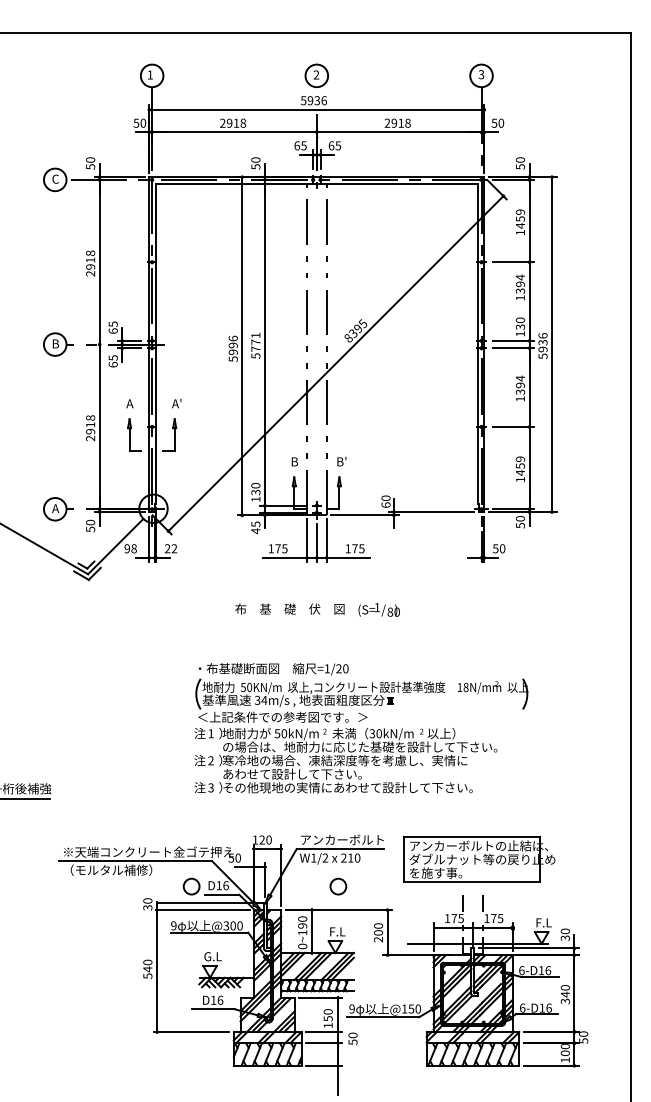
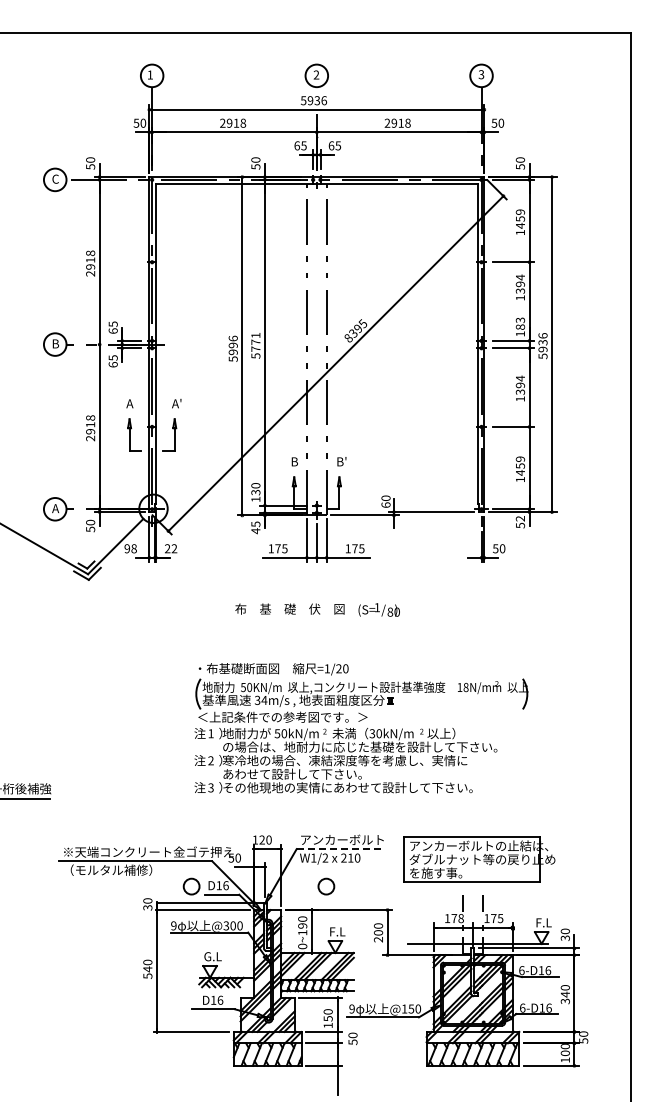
text: 130 -> 183 (520, 323)
text: 50 -> 52 (520, 518)
line: solid -> dashed (340, 849)
circle position: (338, 886) -> (326, 886) (326, 886)
text: 175 -> 178 (460, 918)
